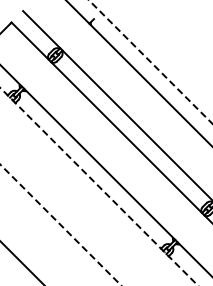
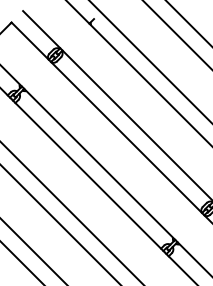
line: none -> present (188, 23)
line: none -> present (176, 34)
line: dashed -> solid (150, 61)
line: dashed -> solid (98, 186)
line: none -> present (71, 212)
line: dashed -> solid (60, 224)
line: none -> present (33, 251)
